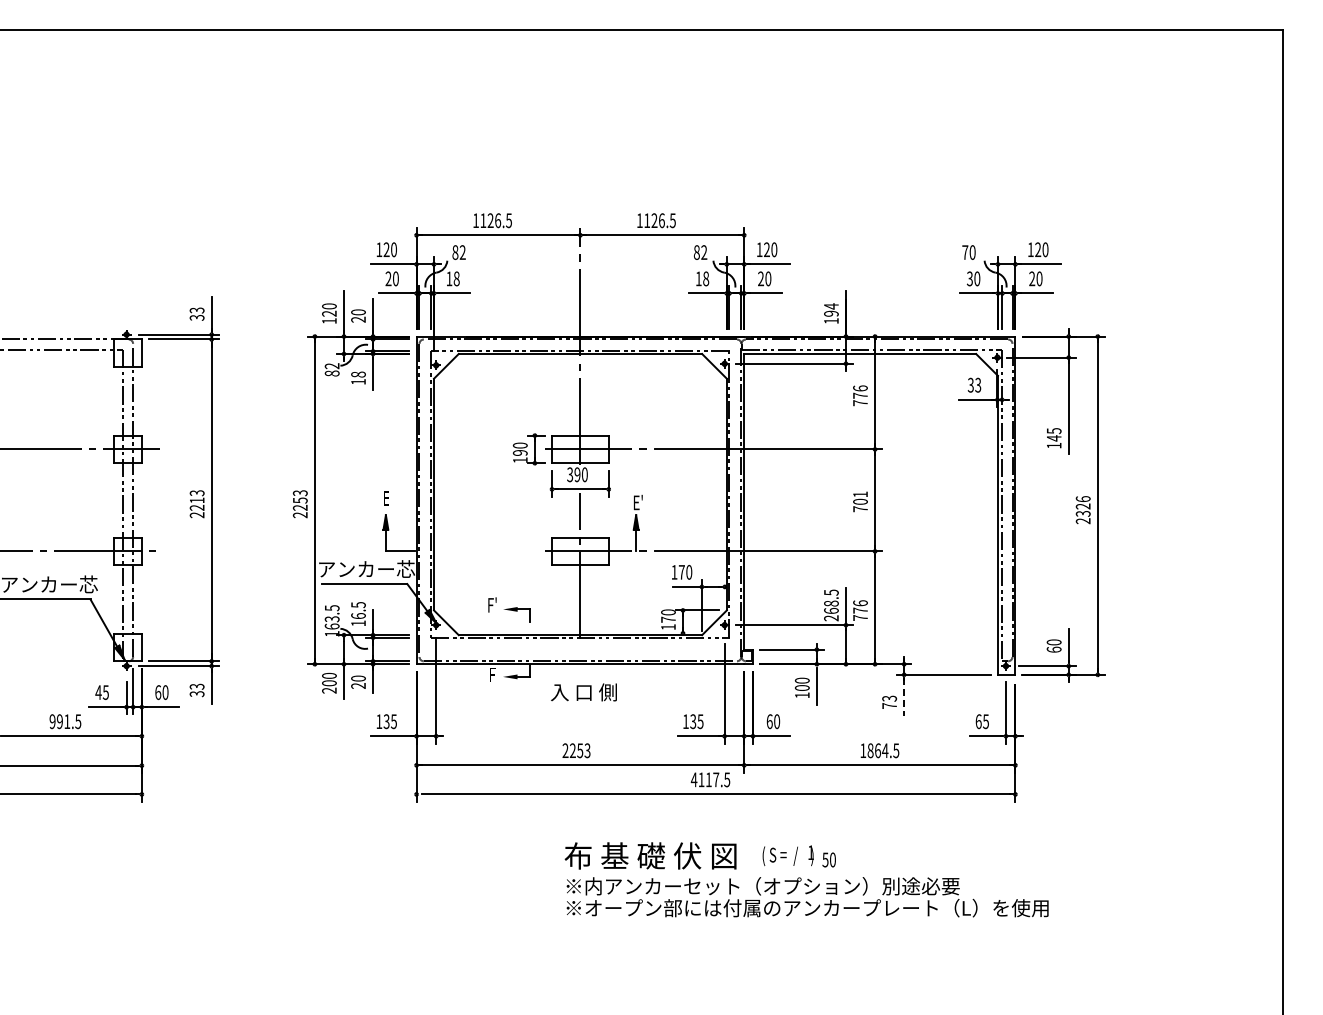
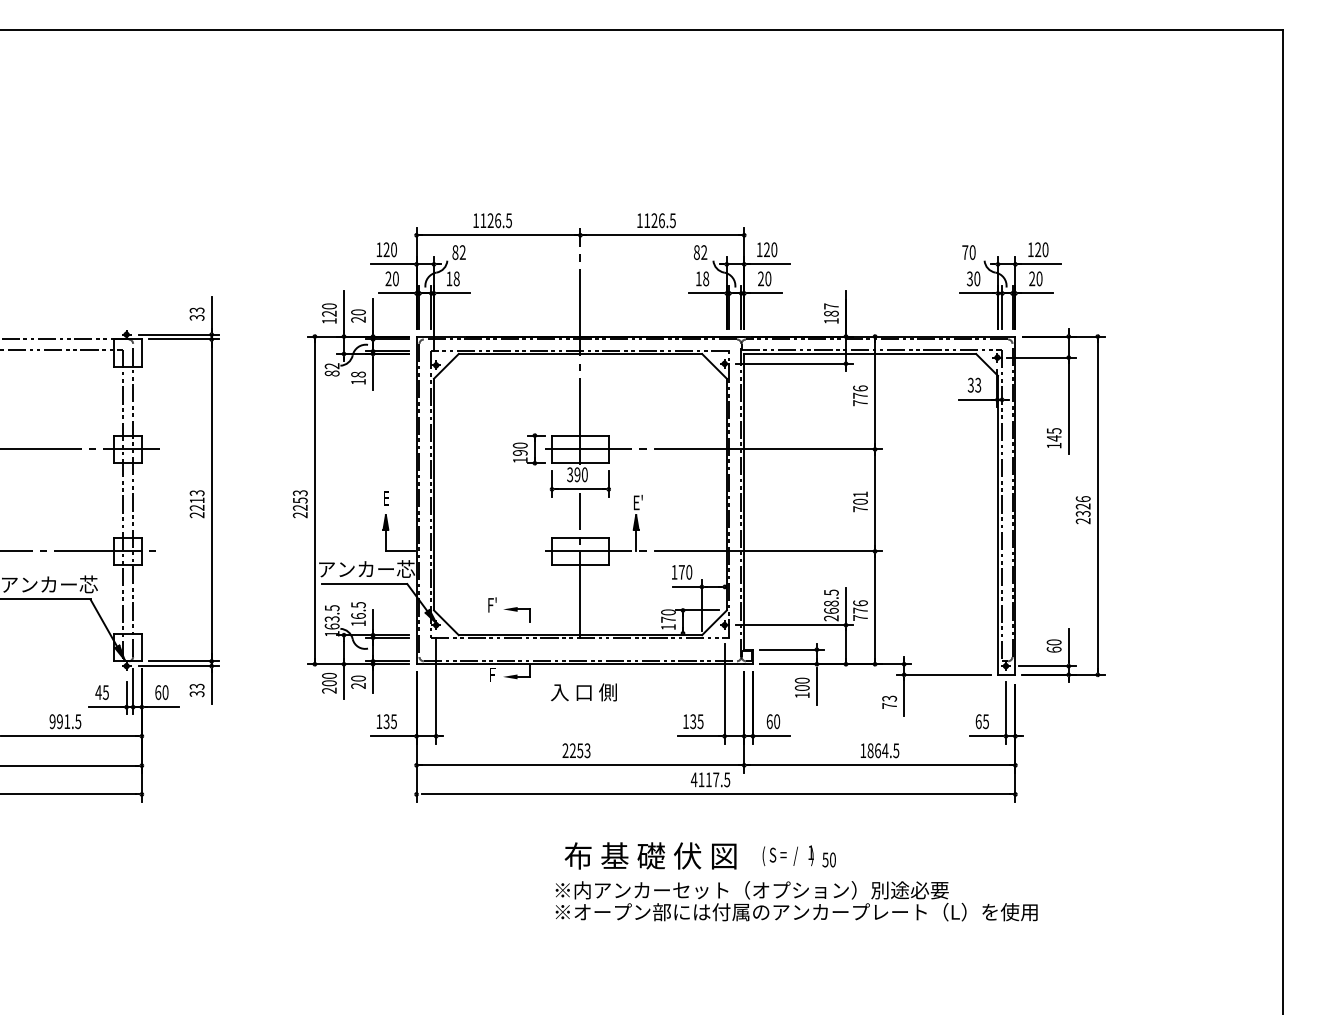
text: 194 -> 187 (831, 309)
line: dashed -> solid (904, 697)
text position: (807, 897) -> (796, 901) (796, 901)
